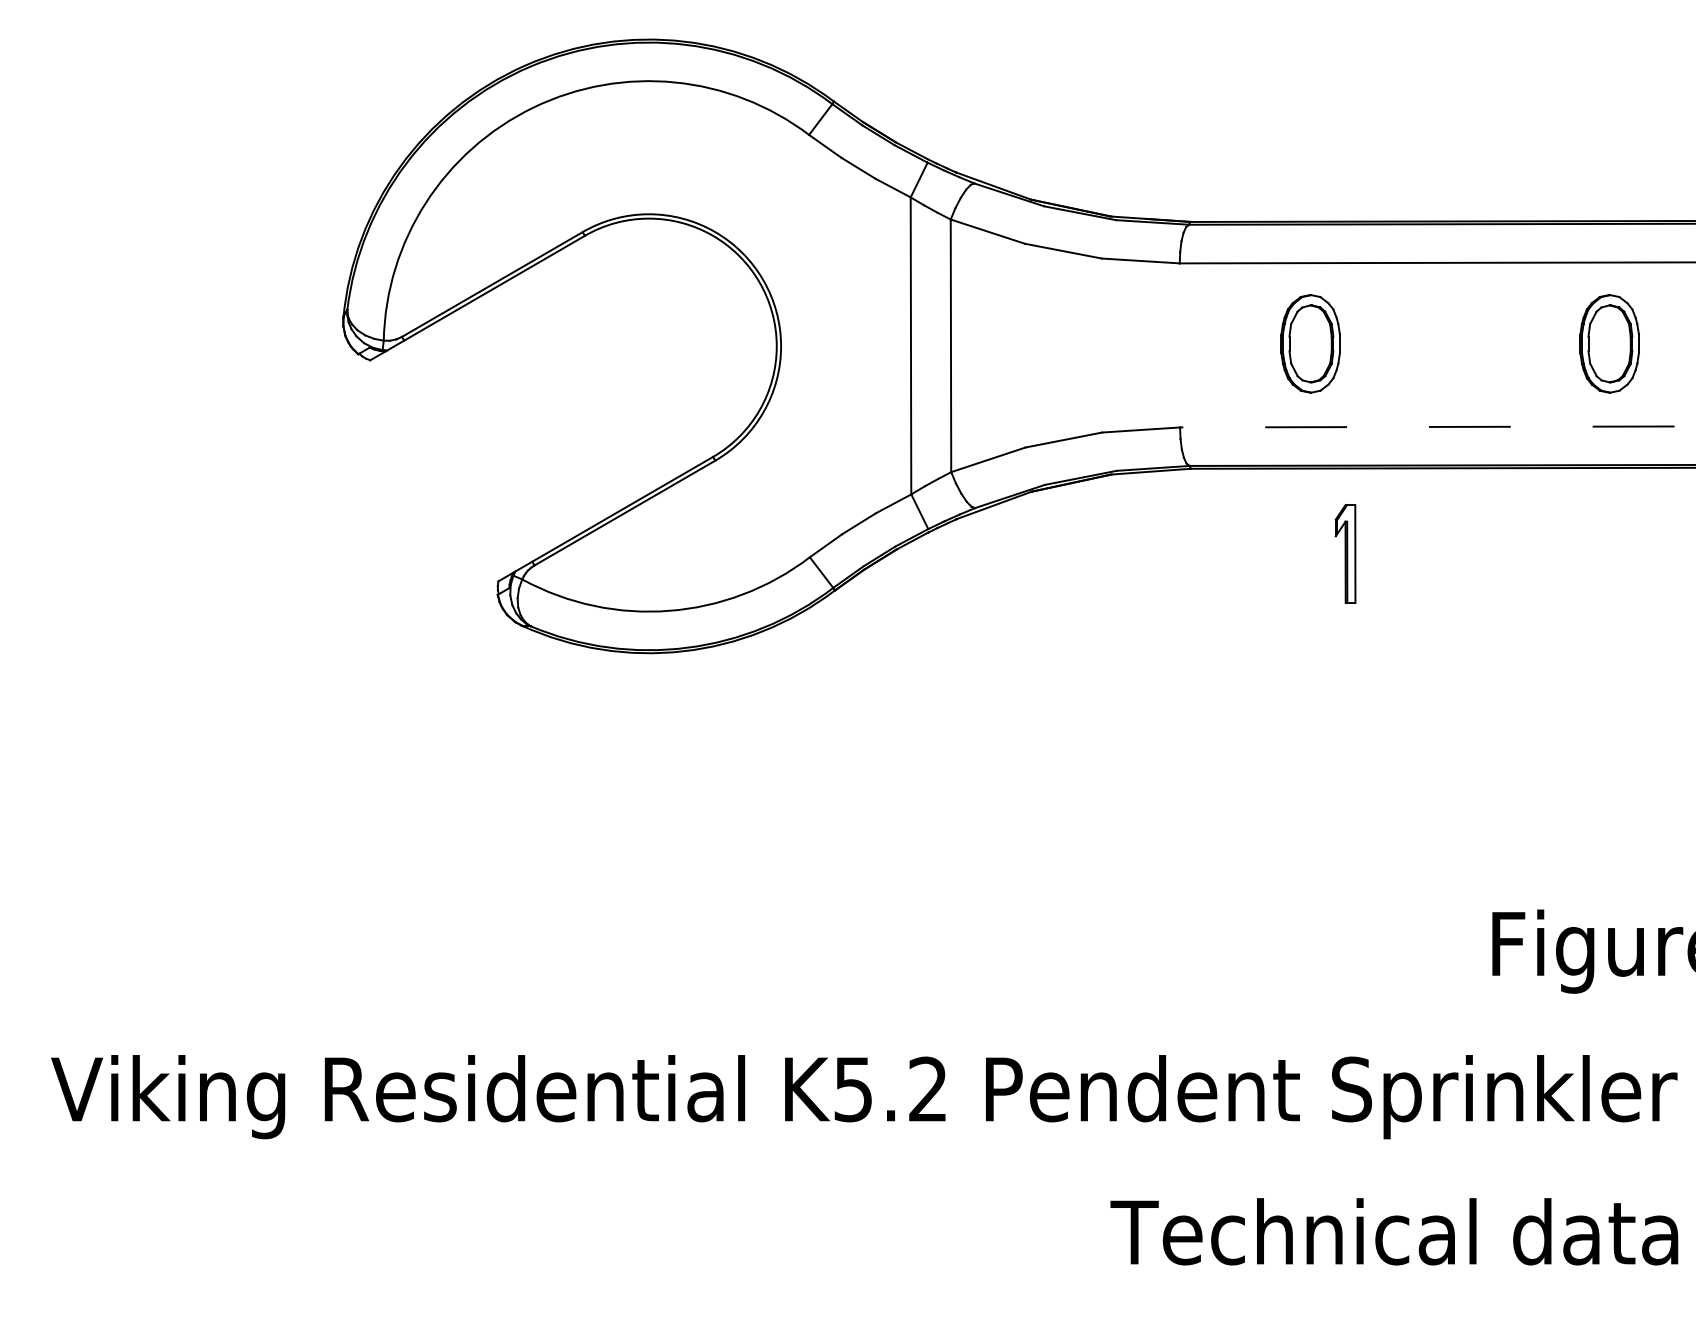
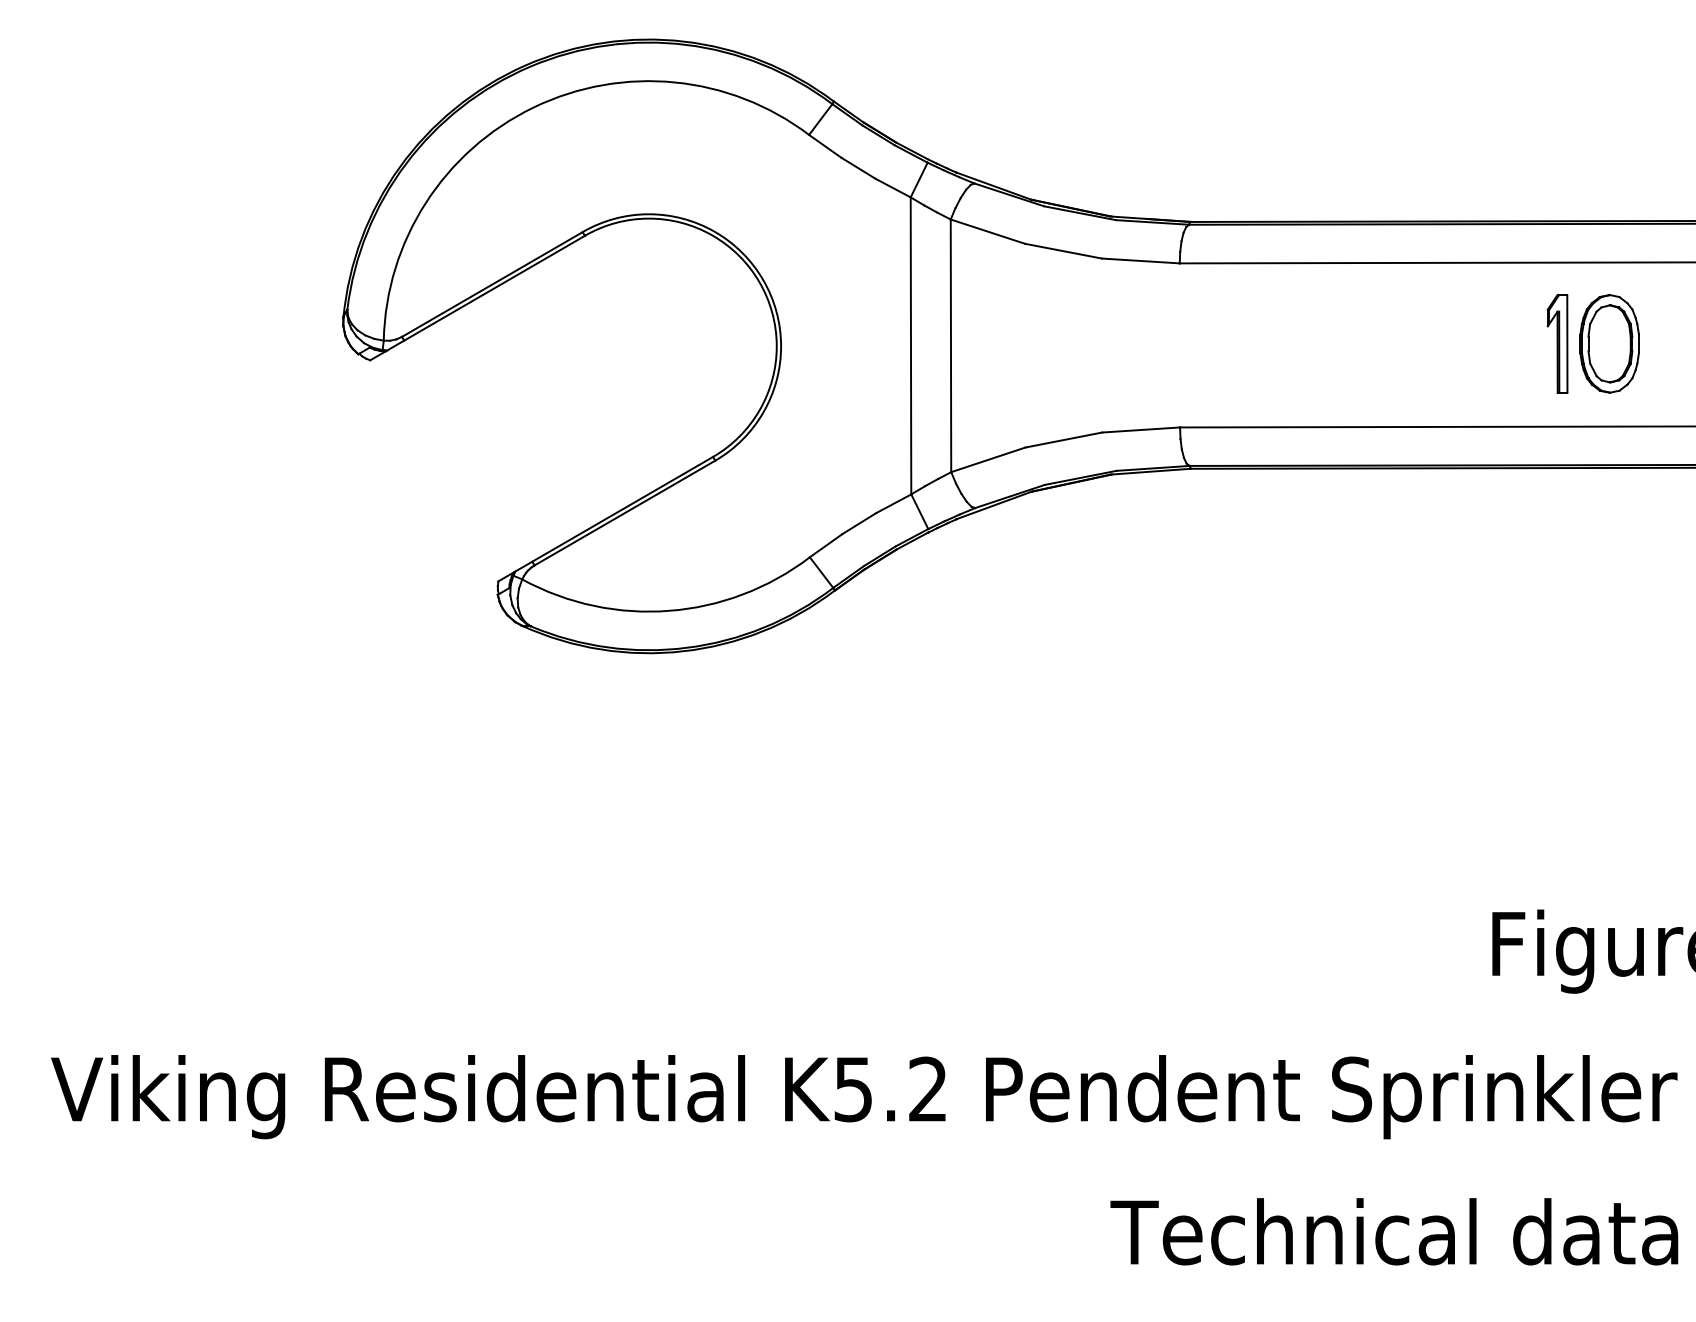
part: present -> none (1310, 343)
line: dashed -> solid (1437, 426)
part position: (1345, 553) -> (1557, 343) (1557, 343)
